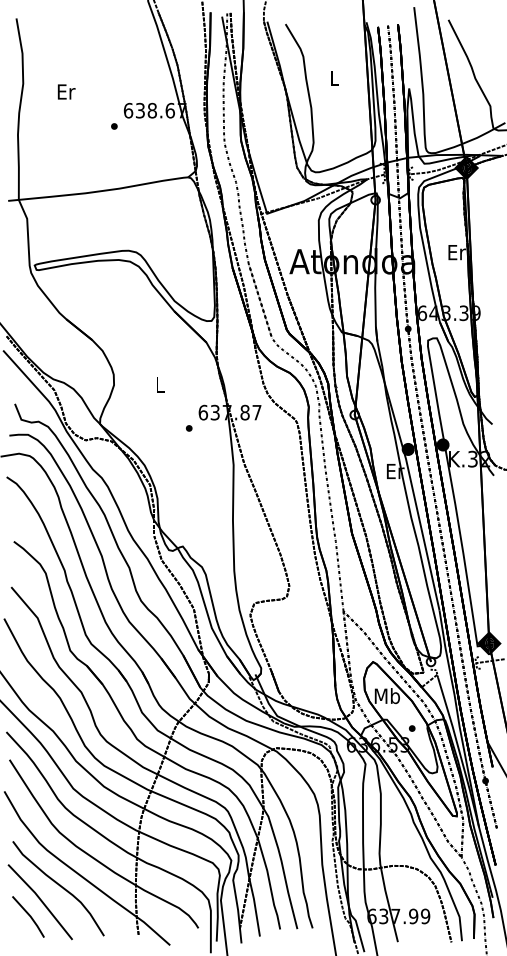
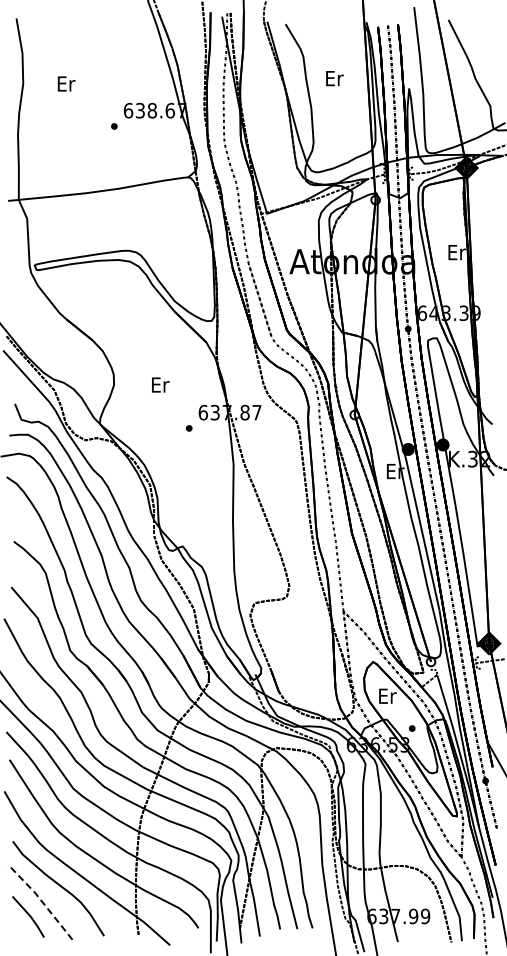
text: L -> Er (334, 78)
text position: (66, 91) -> (66, 83) (66, 83)
text: L -> Er (160, 384)
text: Mb -> Er (386, 696)
line: solid -> dashed (41, 900)
